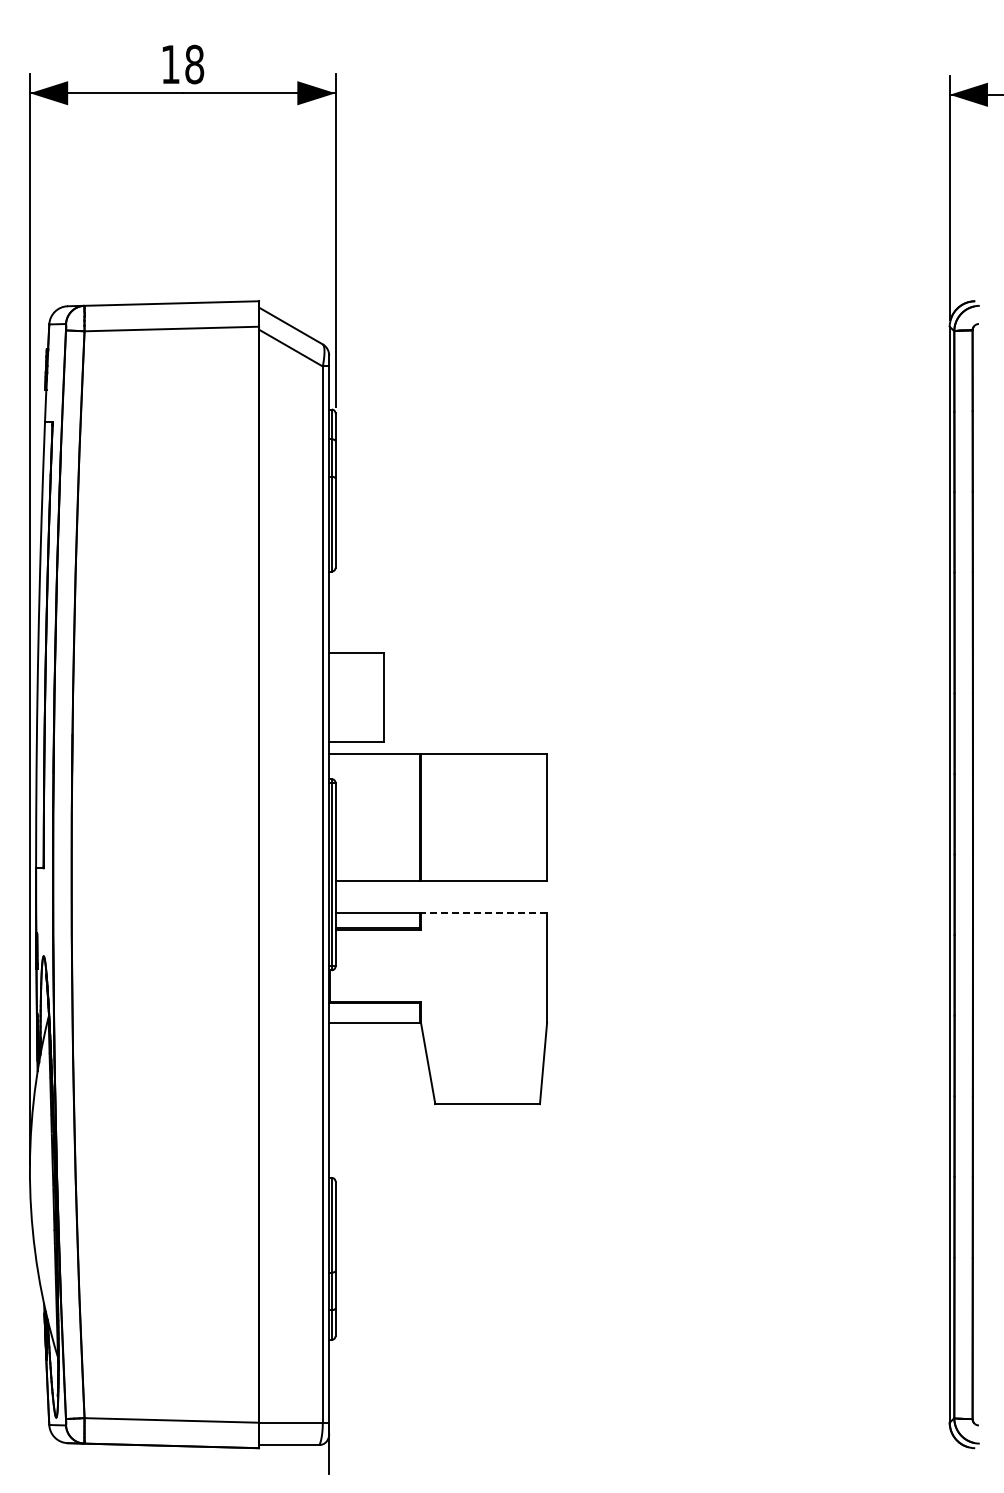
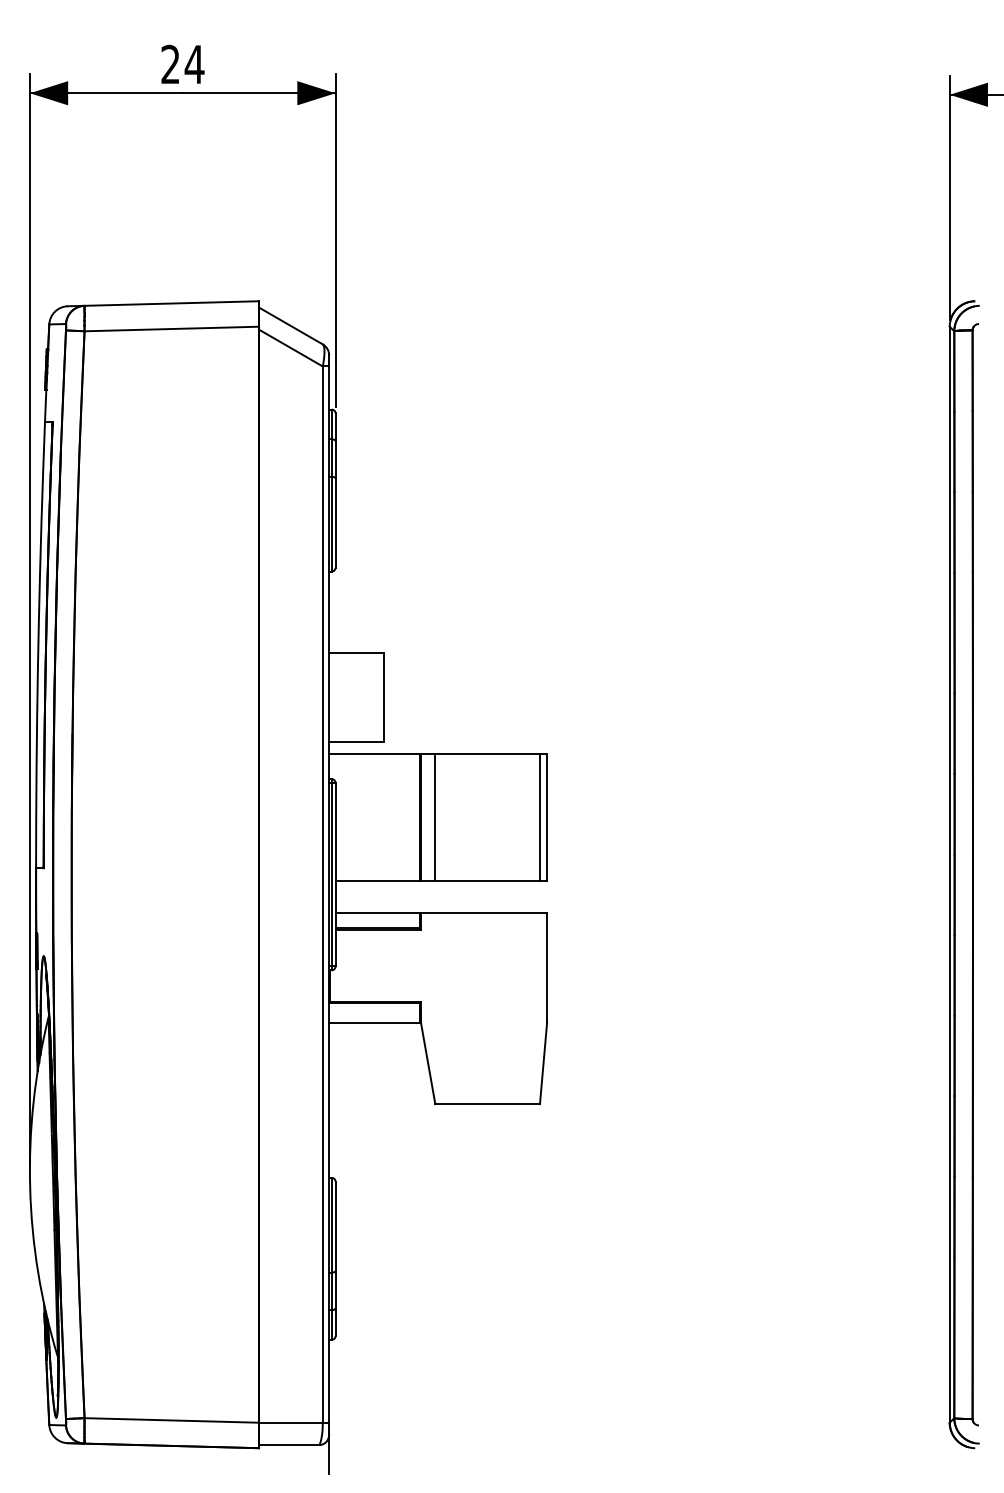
text: 18 -> 24 (182, 64)
line: none -> present (435, 817)
line: none -> present (539, 817)
line: dashed -> solid (483, 912)
